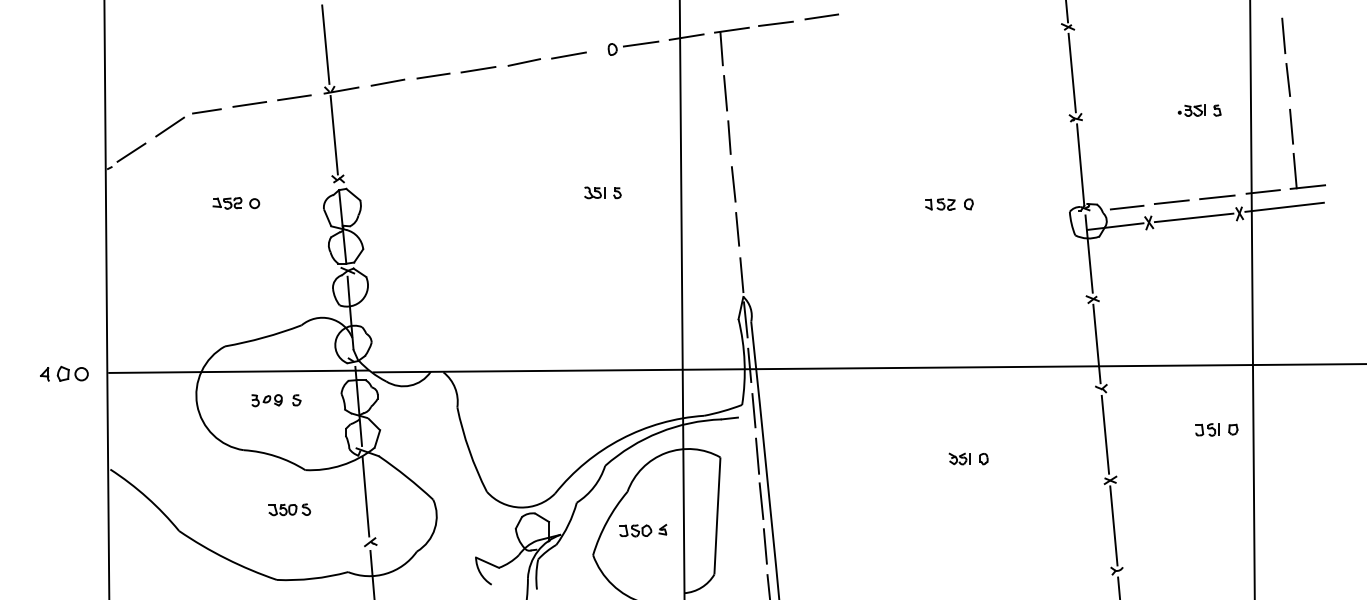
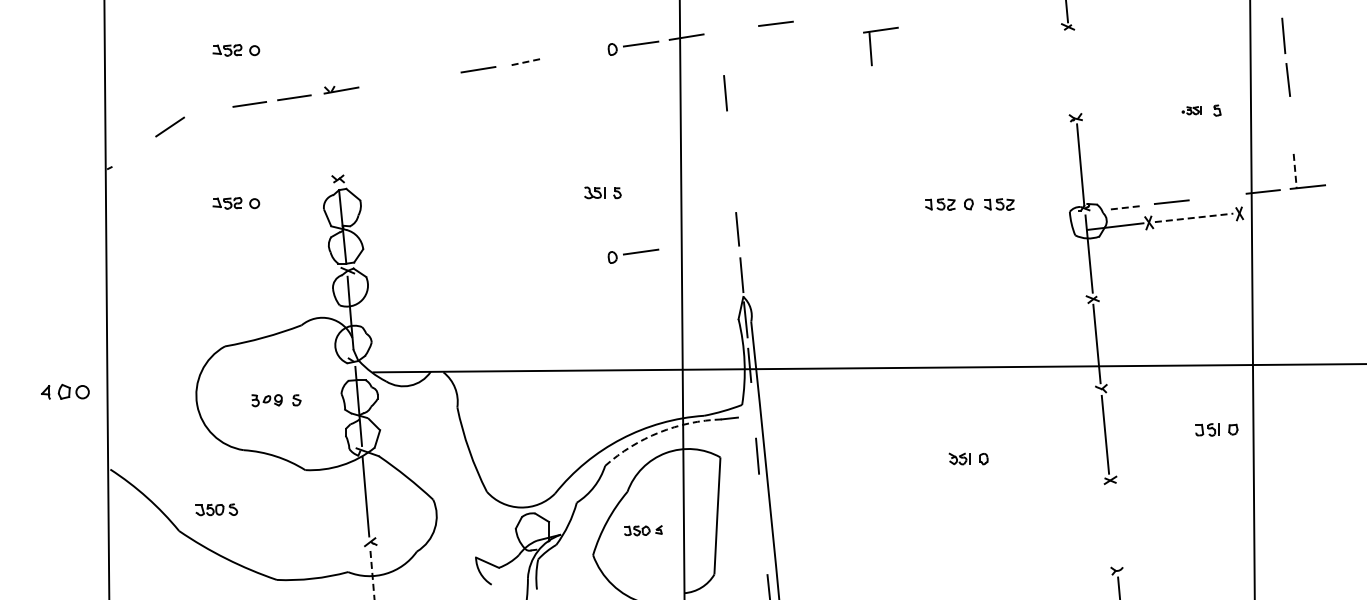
line: present -> none (821, 16)
line: present -> none (325, 44)
part position: (722, 46) -> (871, 46) (871, 46)
part: none -> present (236, 50)
line: present -> none (568, 55)
line: solid -> dashed (523, 62)
line: present -> none (1071, 72)
line: present -> none (433, 75)
line: present -> none (387, 82)
part size: 29x13 px -> 21x10 px (1191, 110)
line: present -> none (206, 111)
line: present -> none (1291, 126)
line: present -> none (333, 134)
line: present -> none (729, 137)
line: present -> none (131, 152)
line: solid -> dashed (1295, 171)
line: present -> none (733, 184)
line: present -> none (1217, 197)
part: none -> present (999, 204)
line: present -> none (1284, 206)
line: solid -> dashed (1127, 207)
line: solid -> dashed (1194, 217)
part: none -> present (633, 255)
line: present -> none (238, 371)
part position: (64, 373) -> (65, 391) (65, 391)
line: present -> none (753, 410)
arc: solid -> dashed (659, 432)
line: present -> none (761, 500)
part position: (289, 509) -> (216, 509) (216, 509)
line: present -> none (1113, 525)
part size: 49x14 px -> 39x12 px (643, 530)
line: present -> none (764, 546)
line: solid -> dashed (372, 575)
